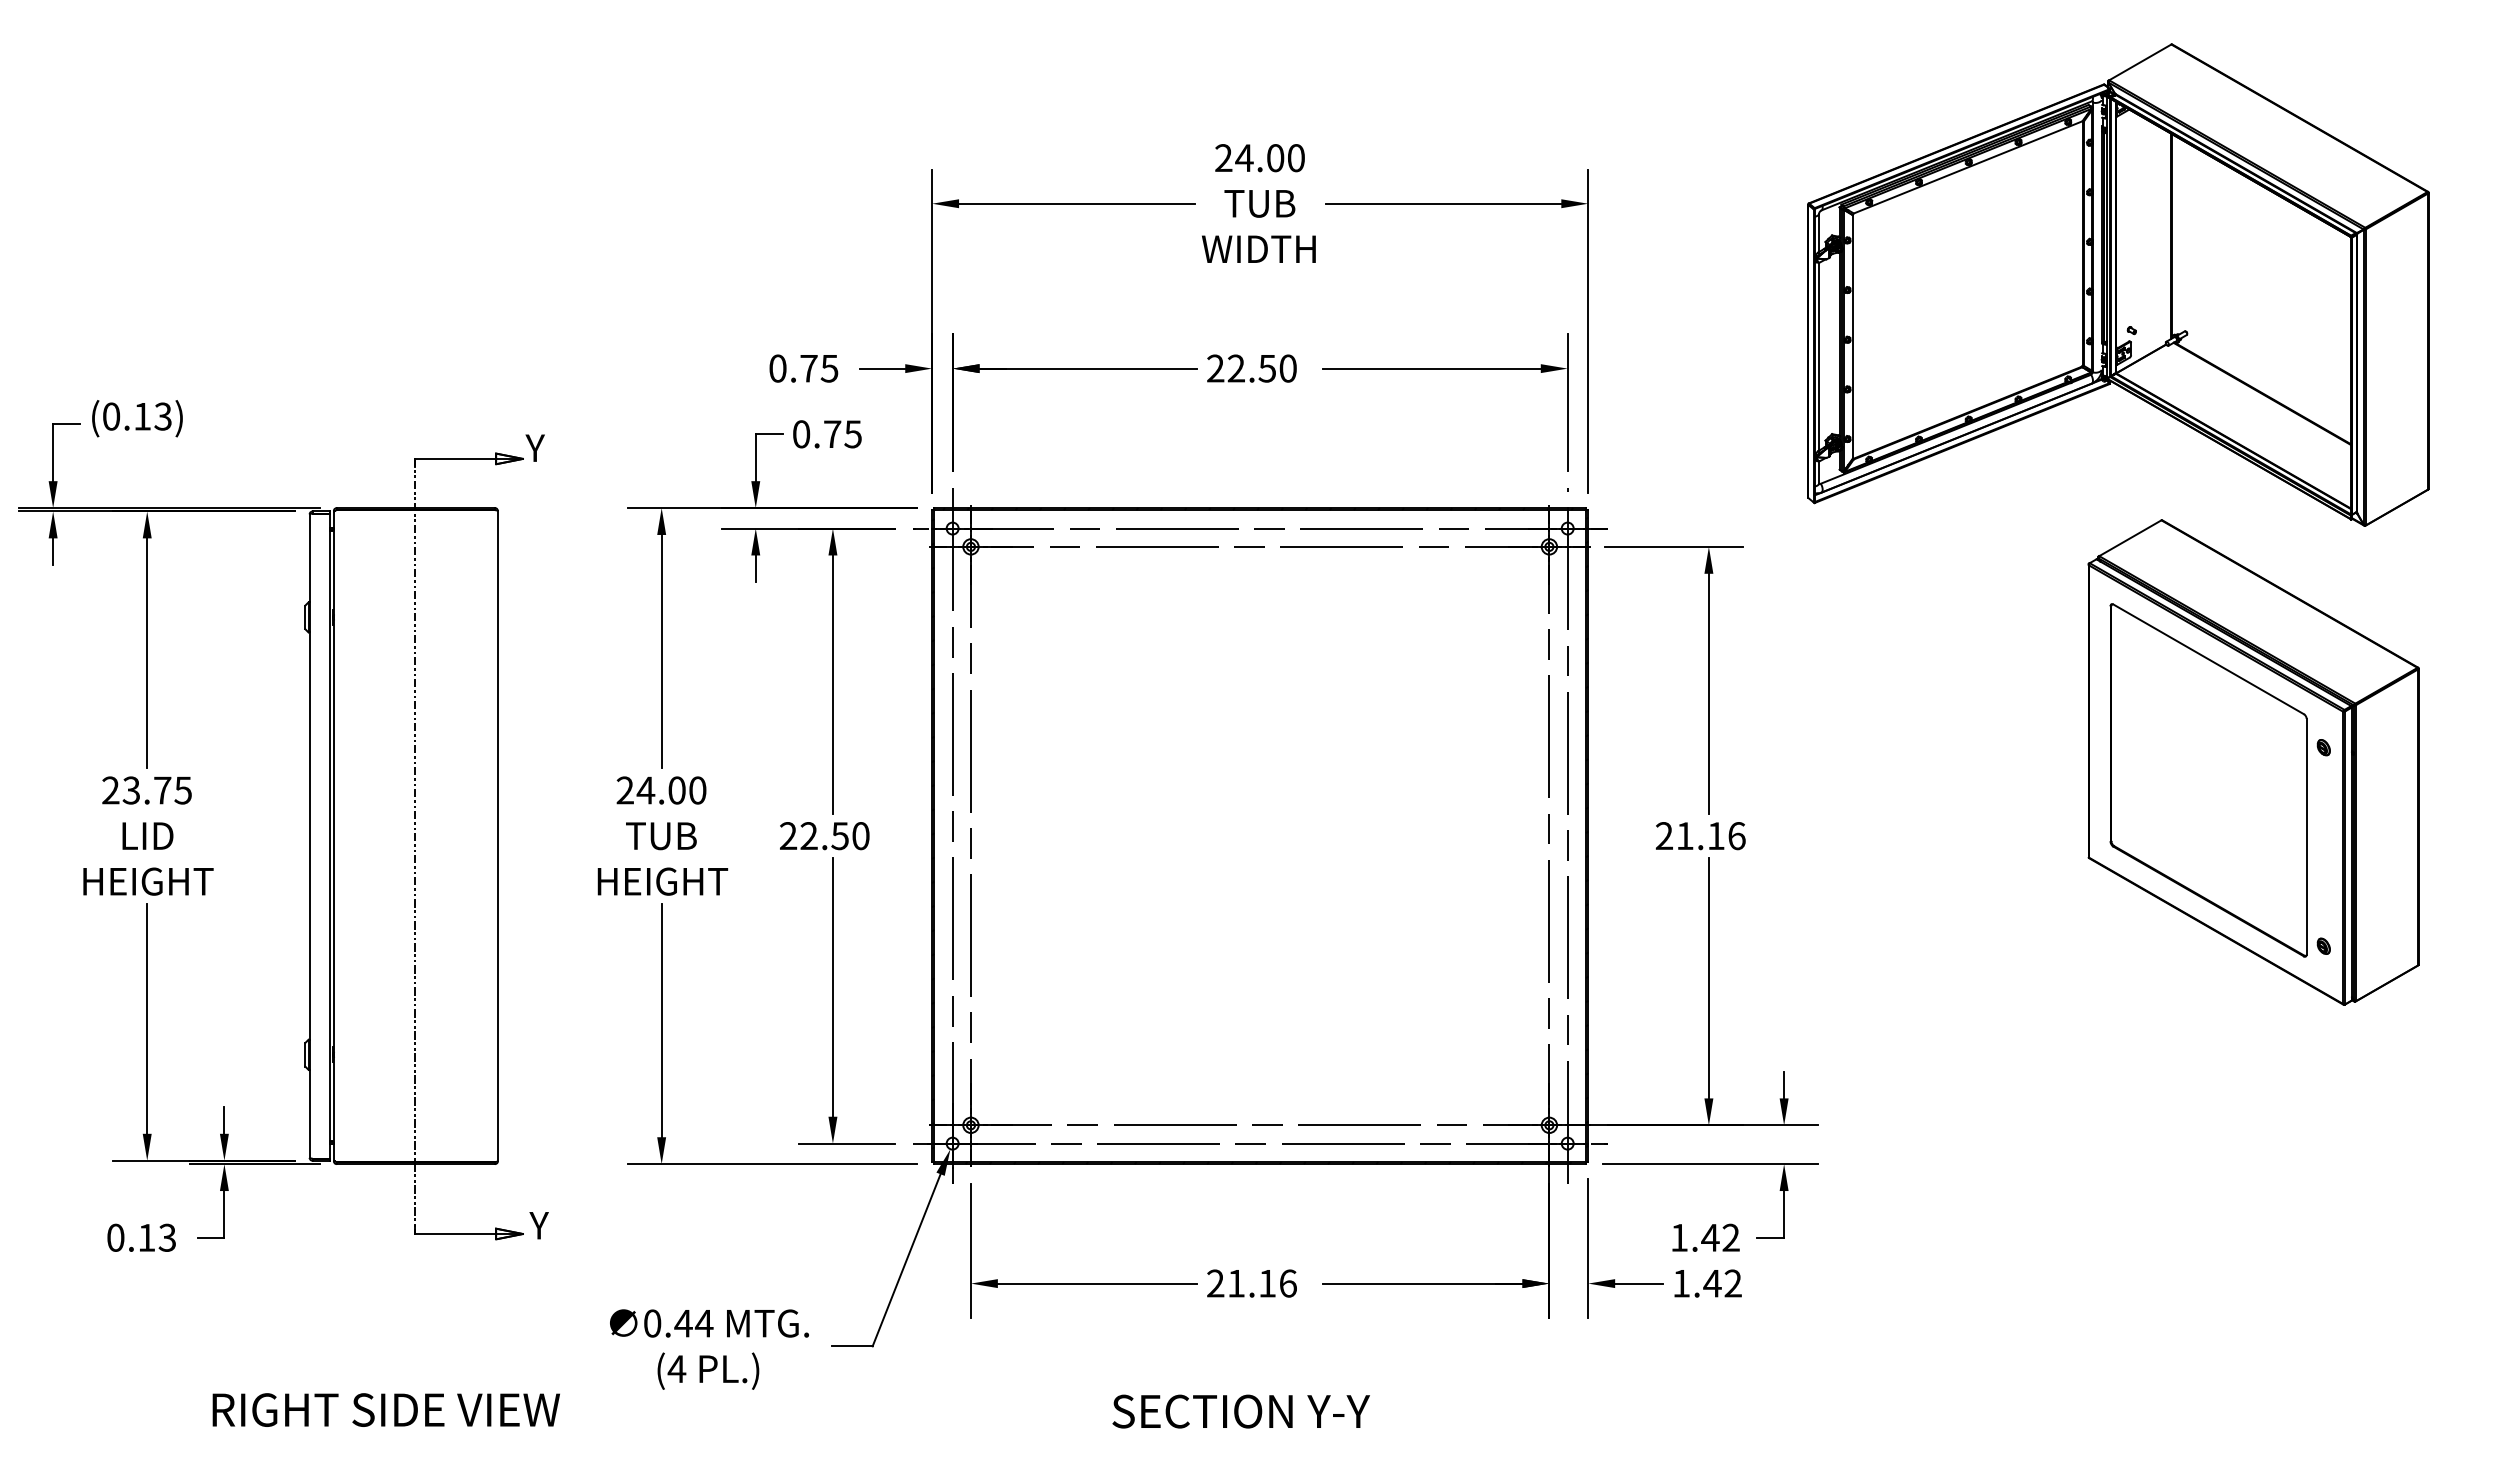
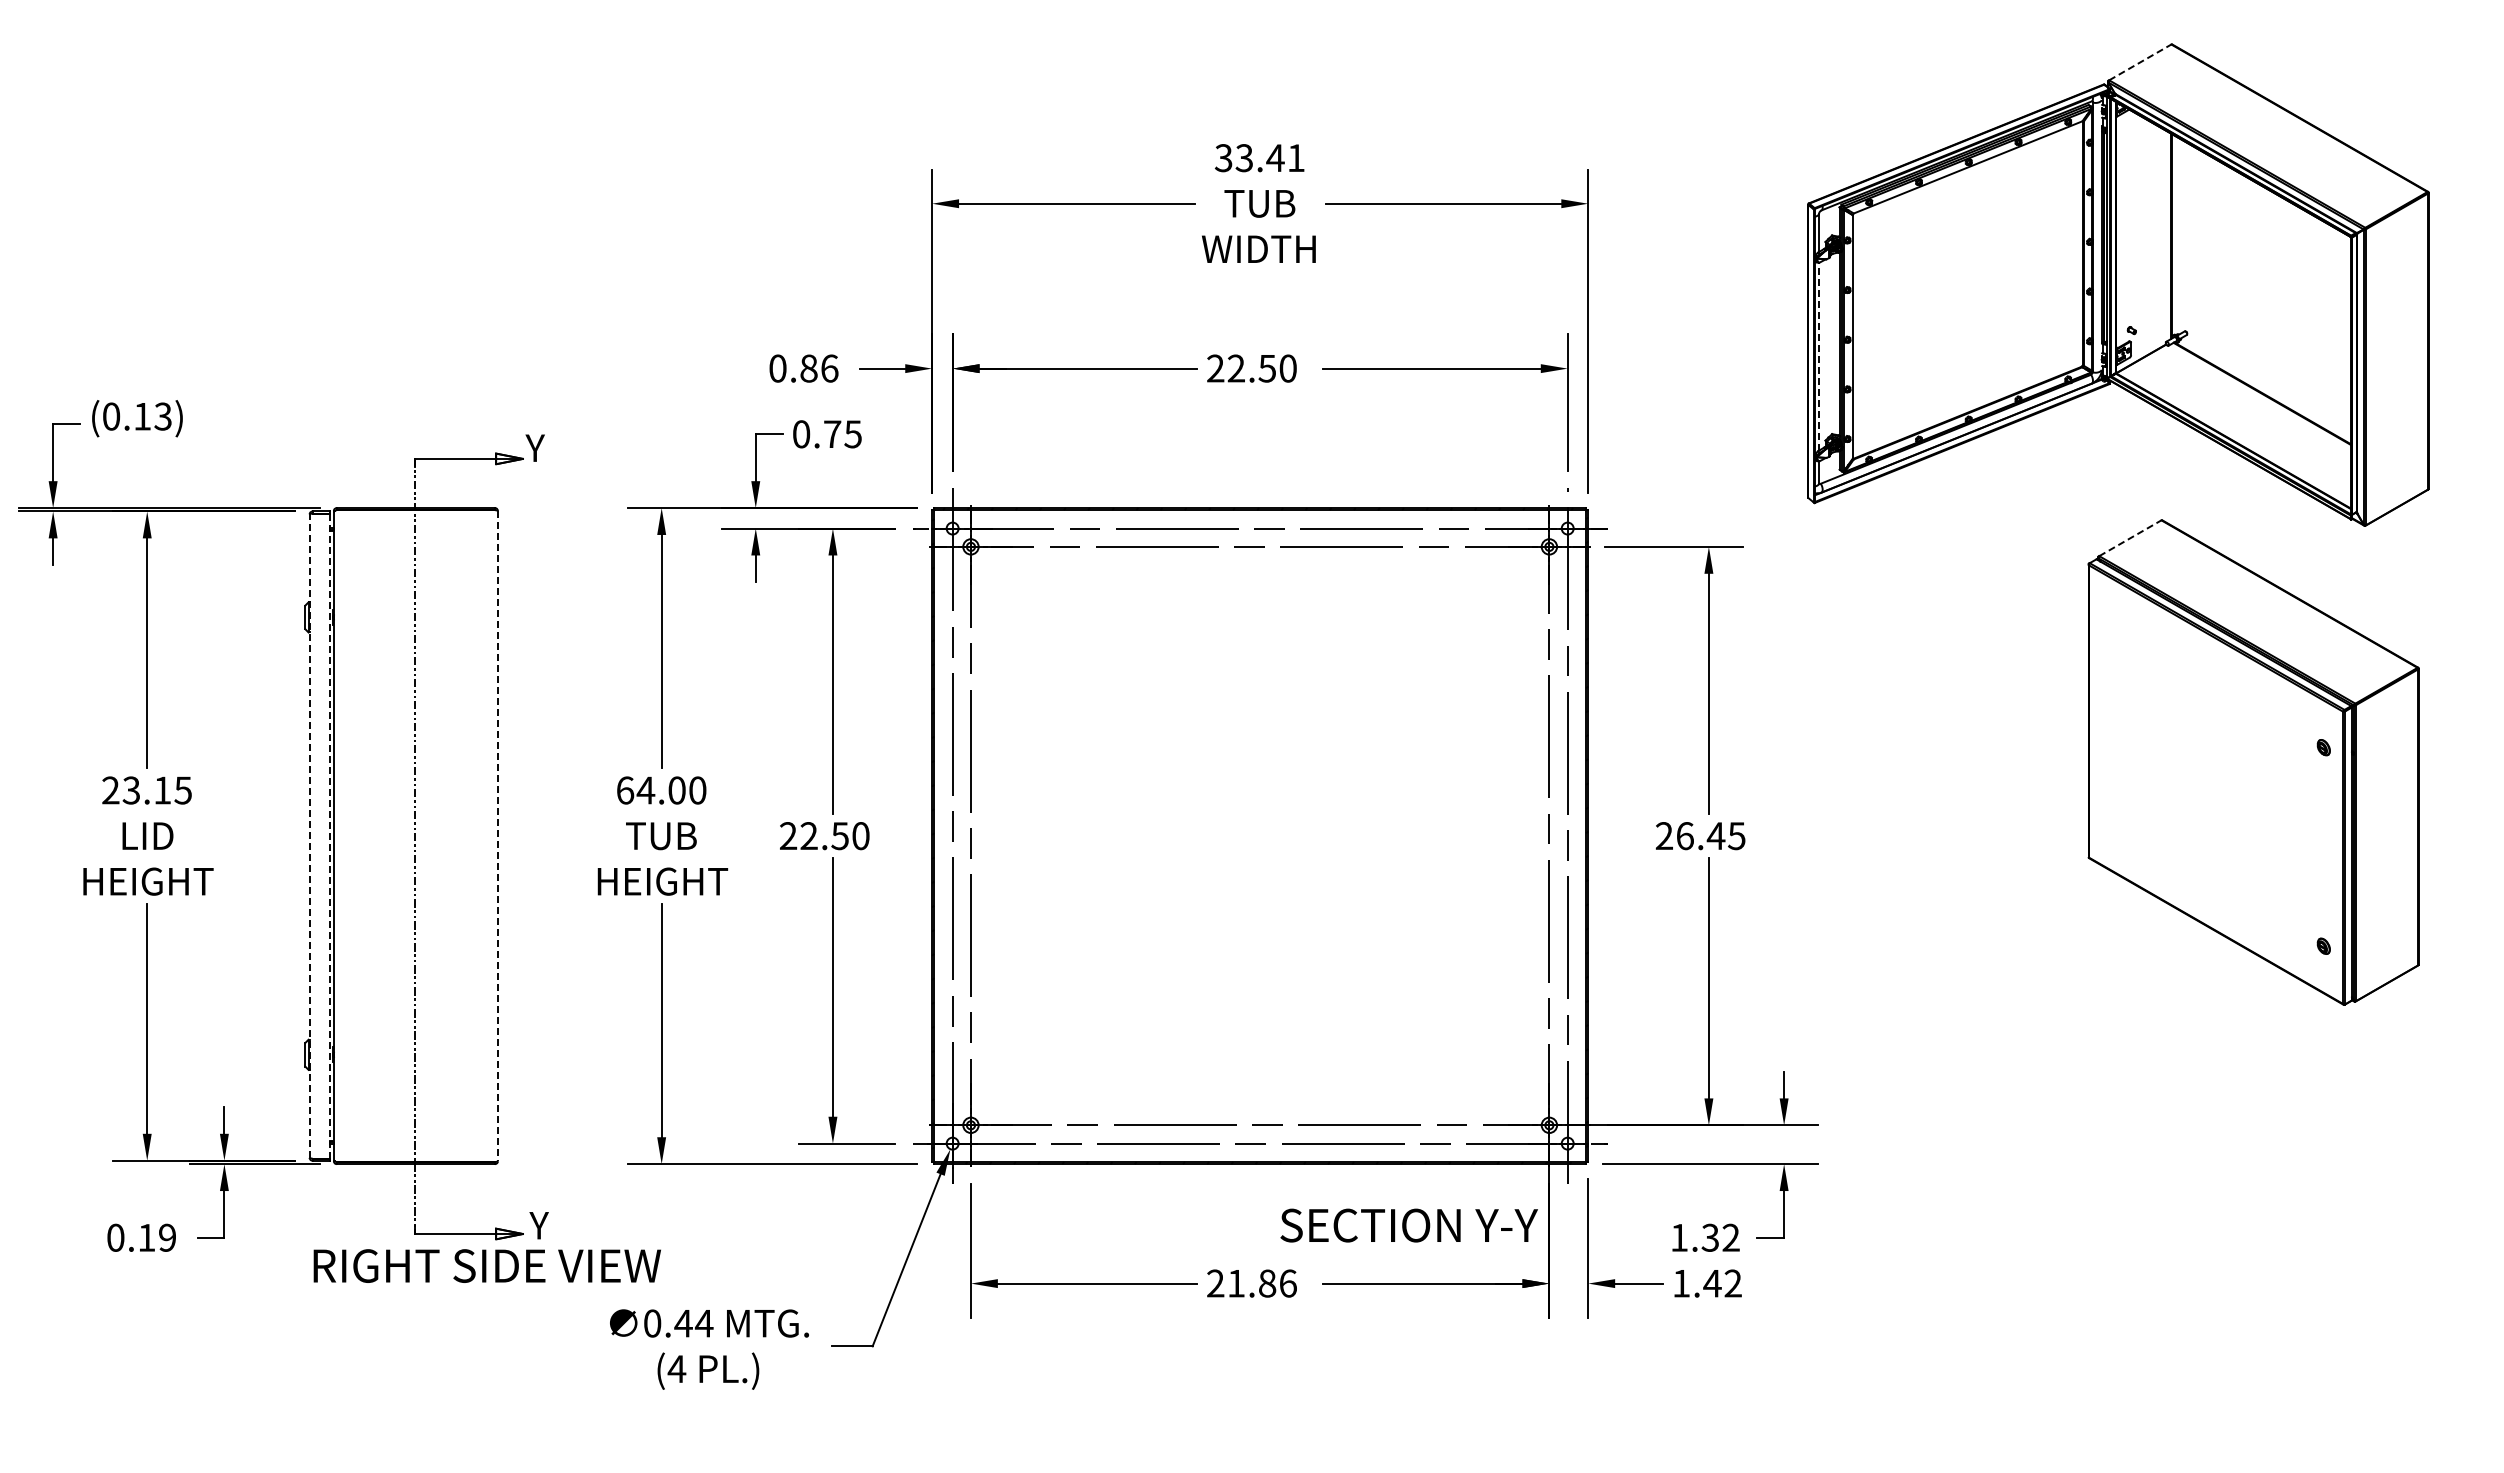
line: solid -> dashed (2140, 62)
text: 24.00 -> 33.41 (1259, 158)
line: solid -> dashed (1819, 356)
text: 0.75 -> 0.86 (819, 368)
line: solid -> dashed (2130, 538)
part: present -> none (2208, 780)
text: 23.75 -> 23.15 (162, 790)
text: 24.00 -> 64.00 (625, 790)
line: solid -> dashed (309, 836)
line: solid -> dashed (329, 836)
line: solid -> dashed (497, 836)
text: 21.16 -> 26.45 (1711, 836)
text: 0.13 -> 0.19 (166, 1237)
text: 1.42 -> 1.32 (1710, 1237)
text: 21.16 -> 21.86 (1267, 1283)
text position: (385, 1409) -> (486, 1265) (486, 1265)
text position: (1240, 1411) -> (1408, 1225) (1408, 1225)
